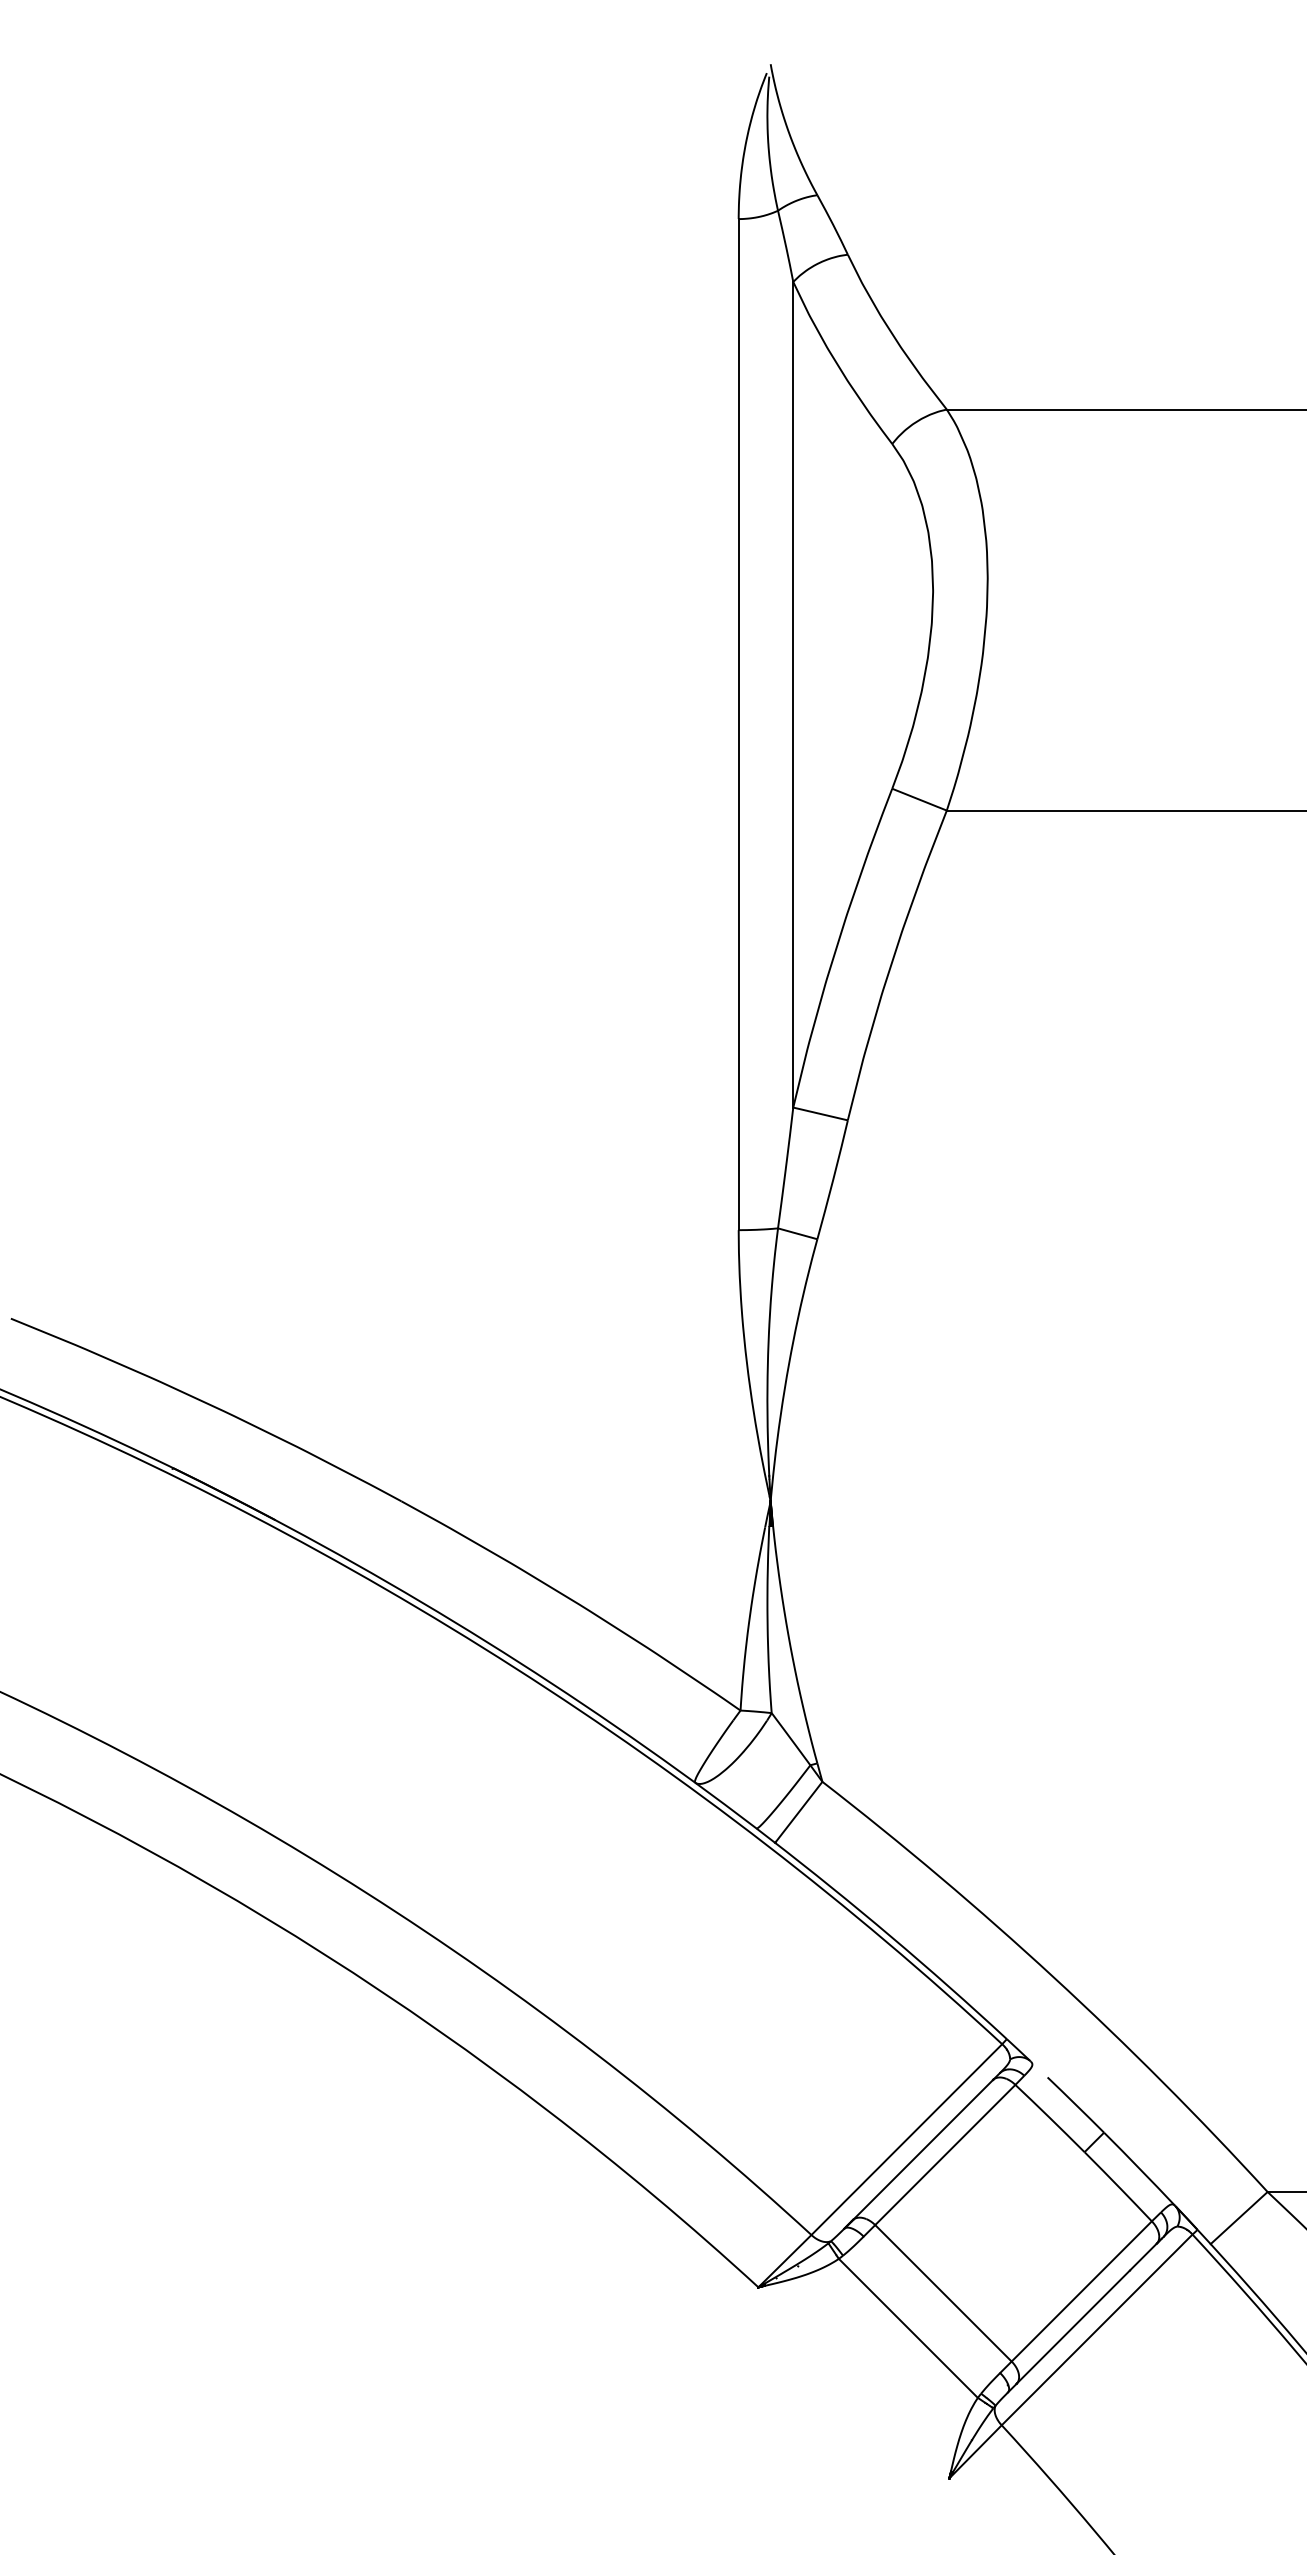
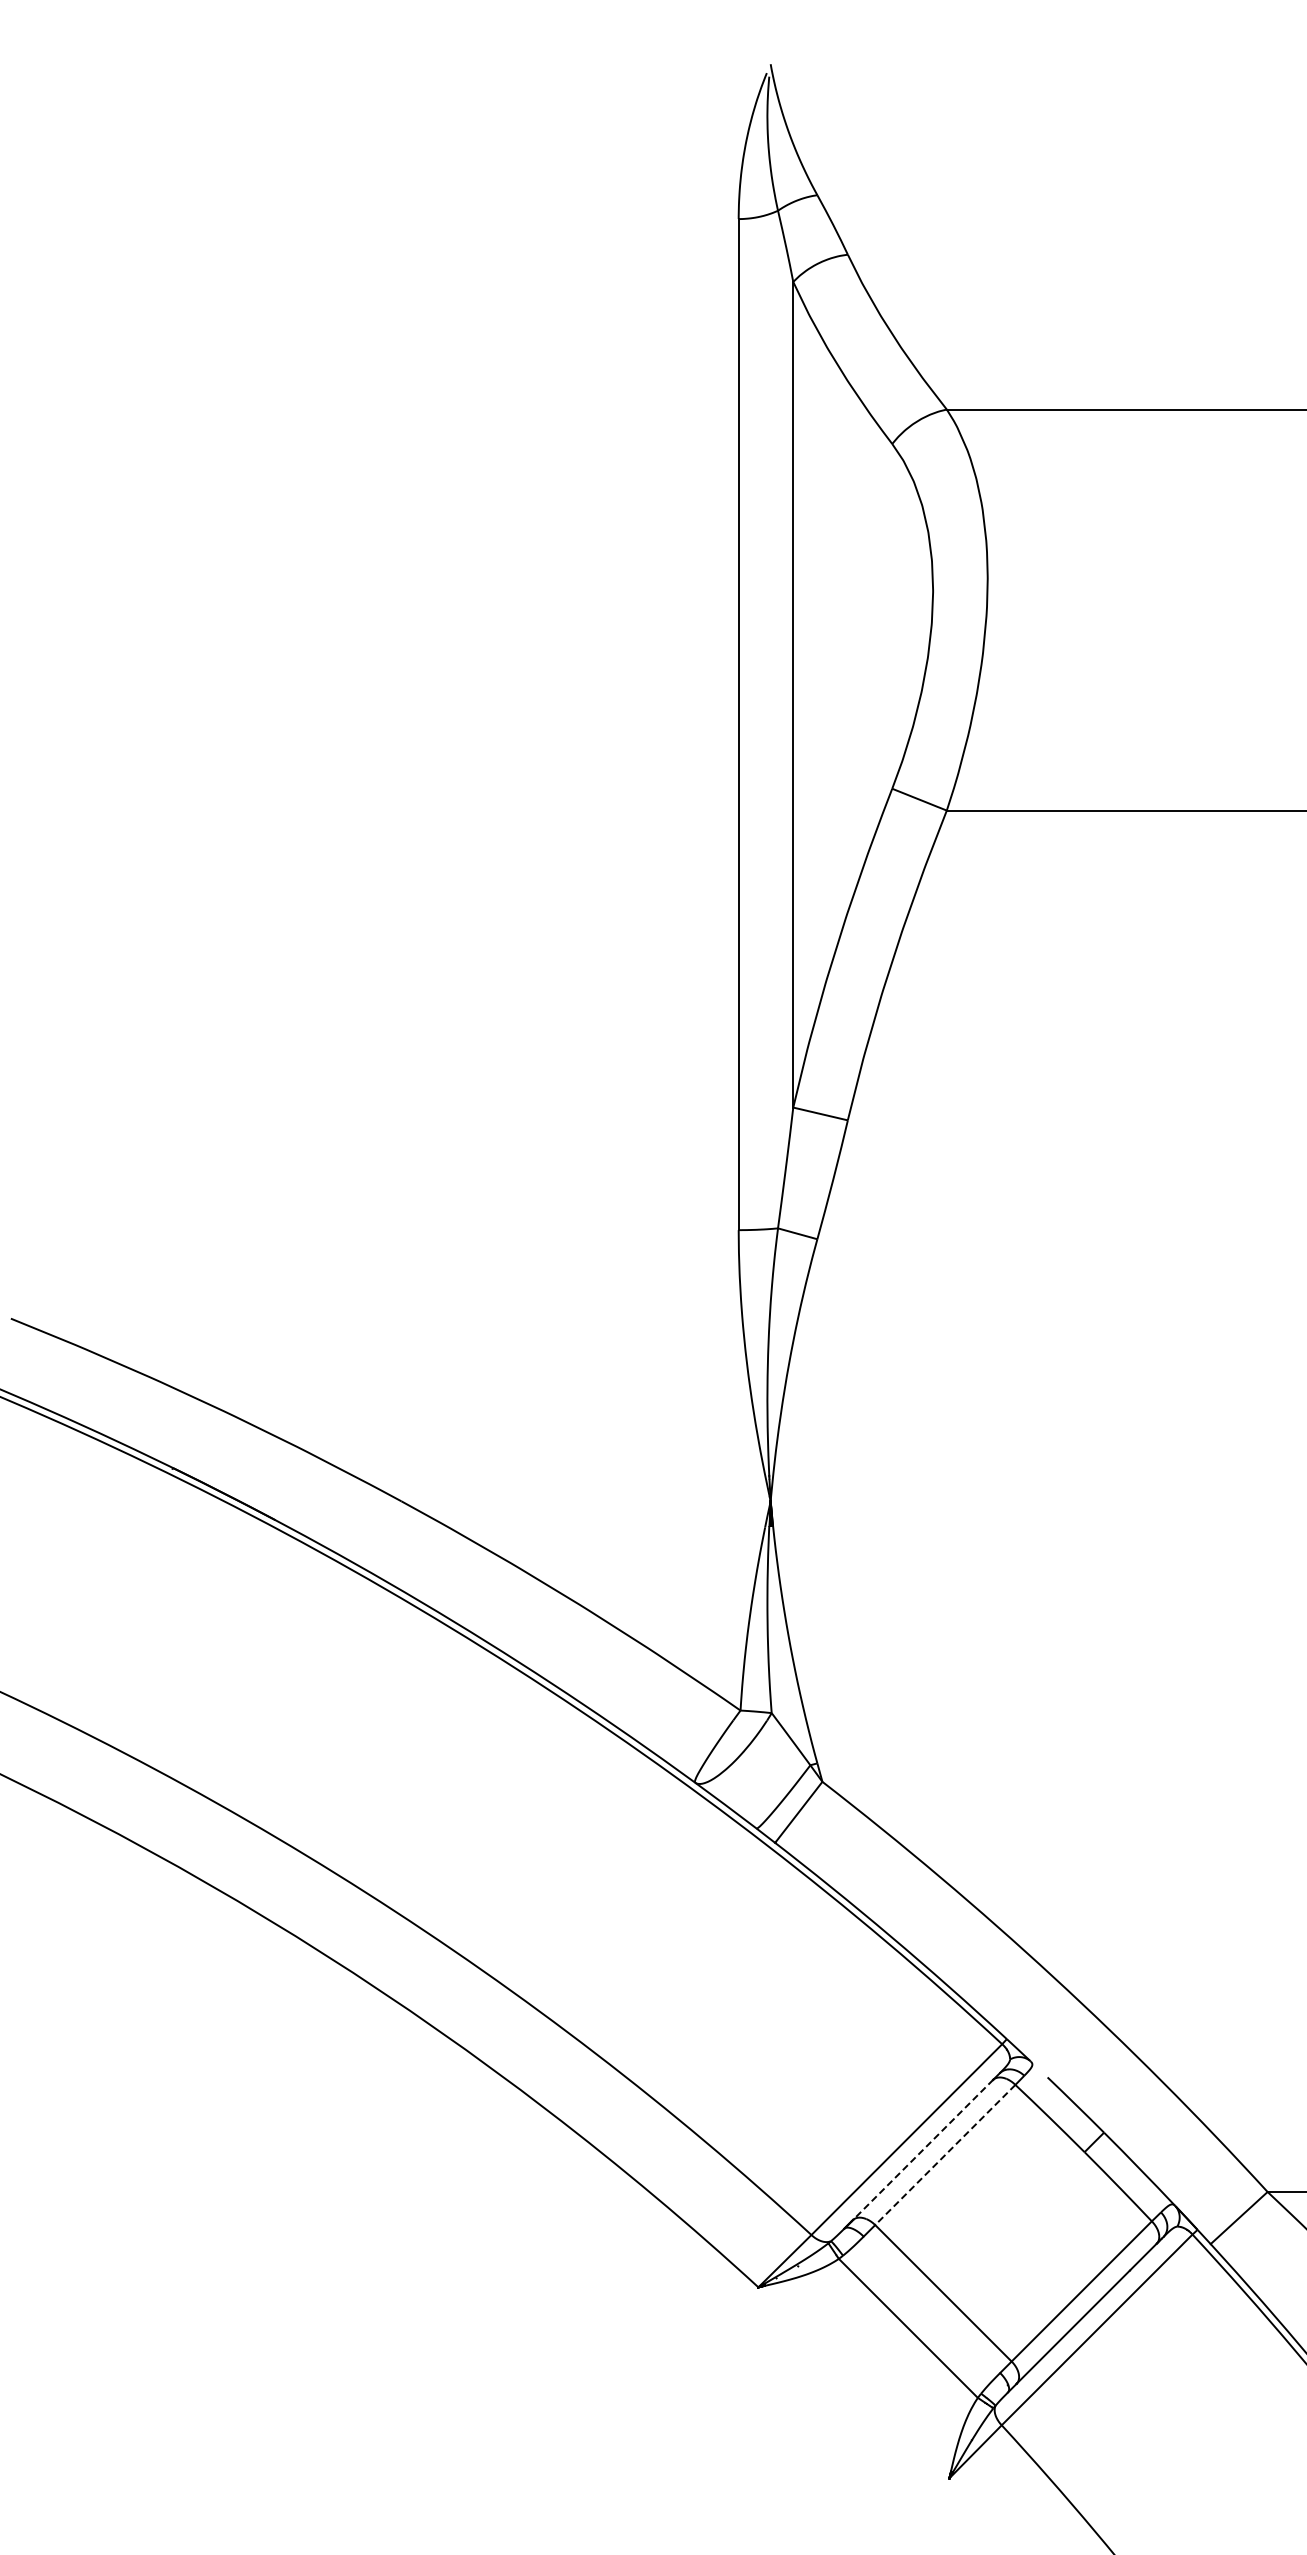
line: solid -> dashed (922, 2150)
line: solid -> dashed (944, 2155)
